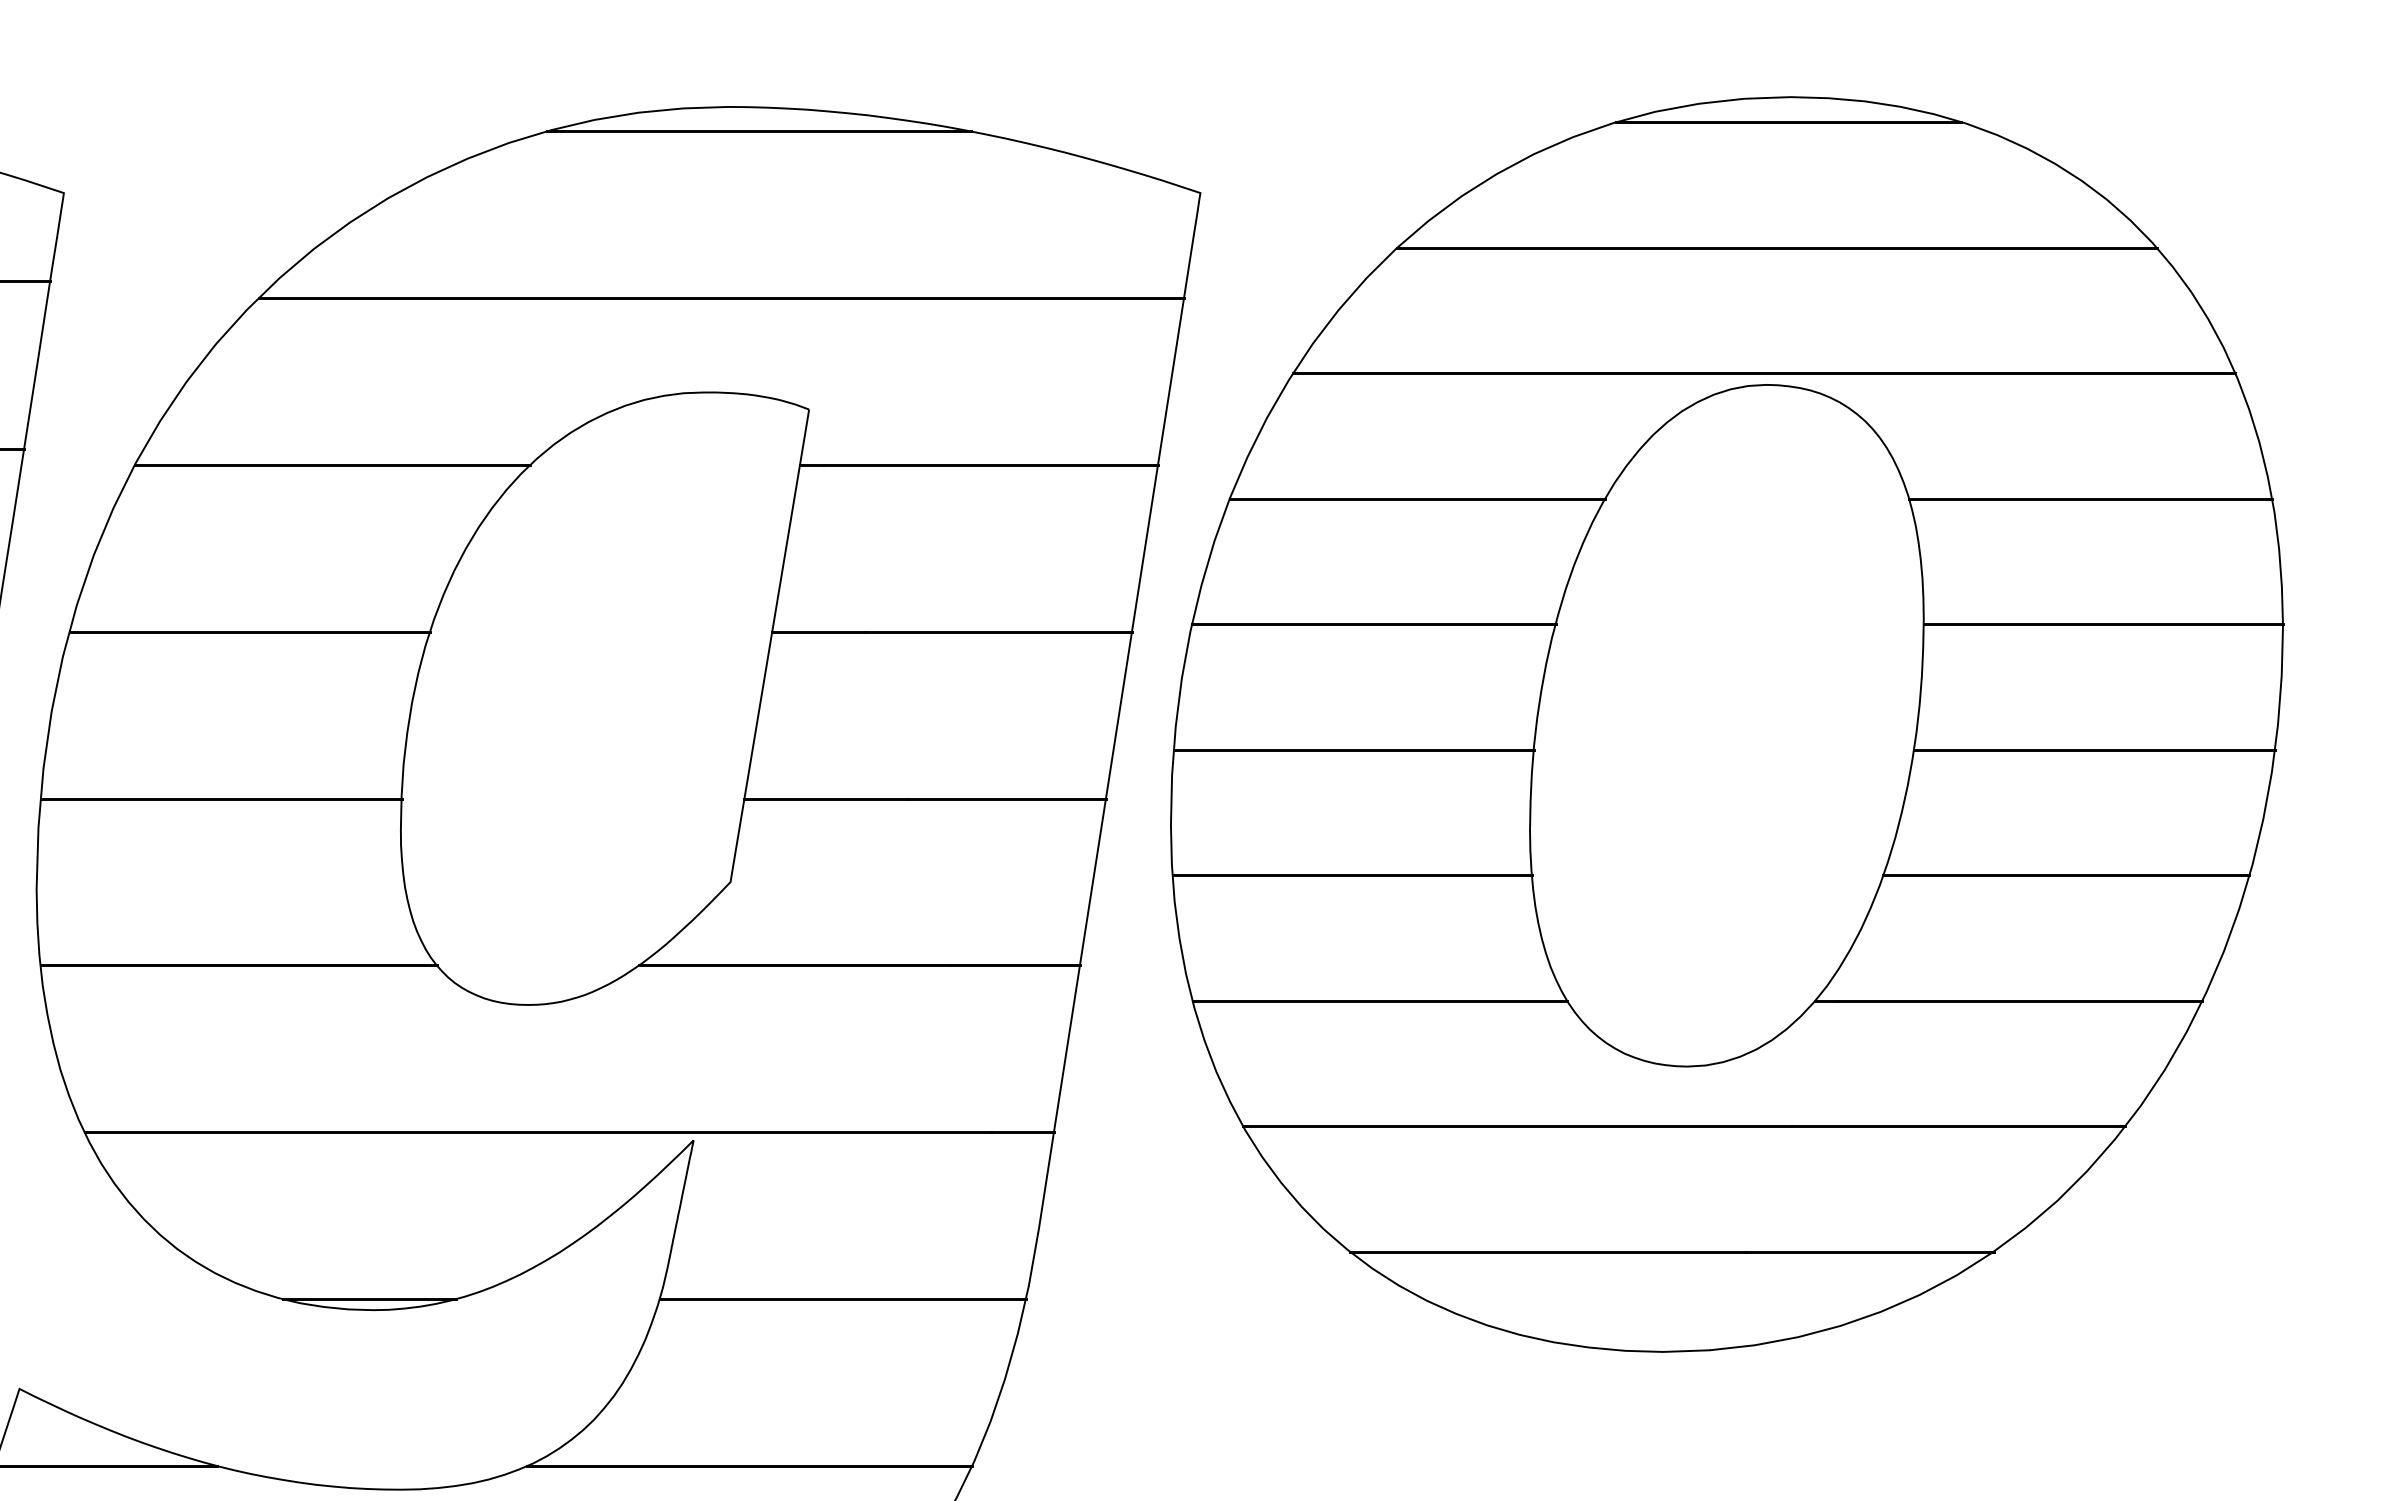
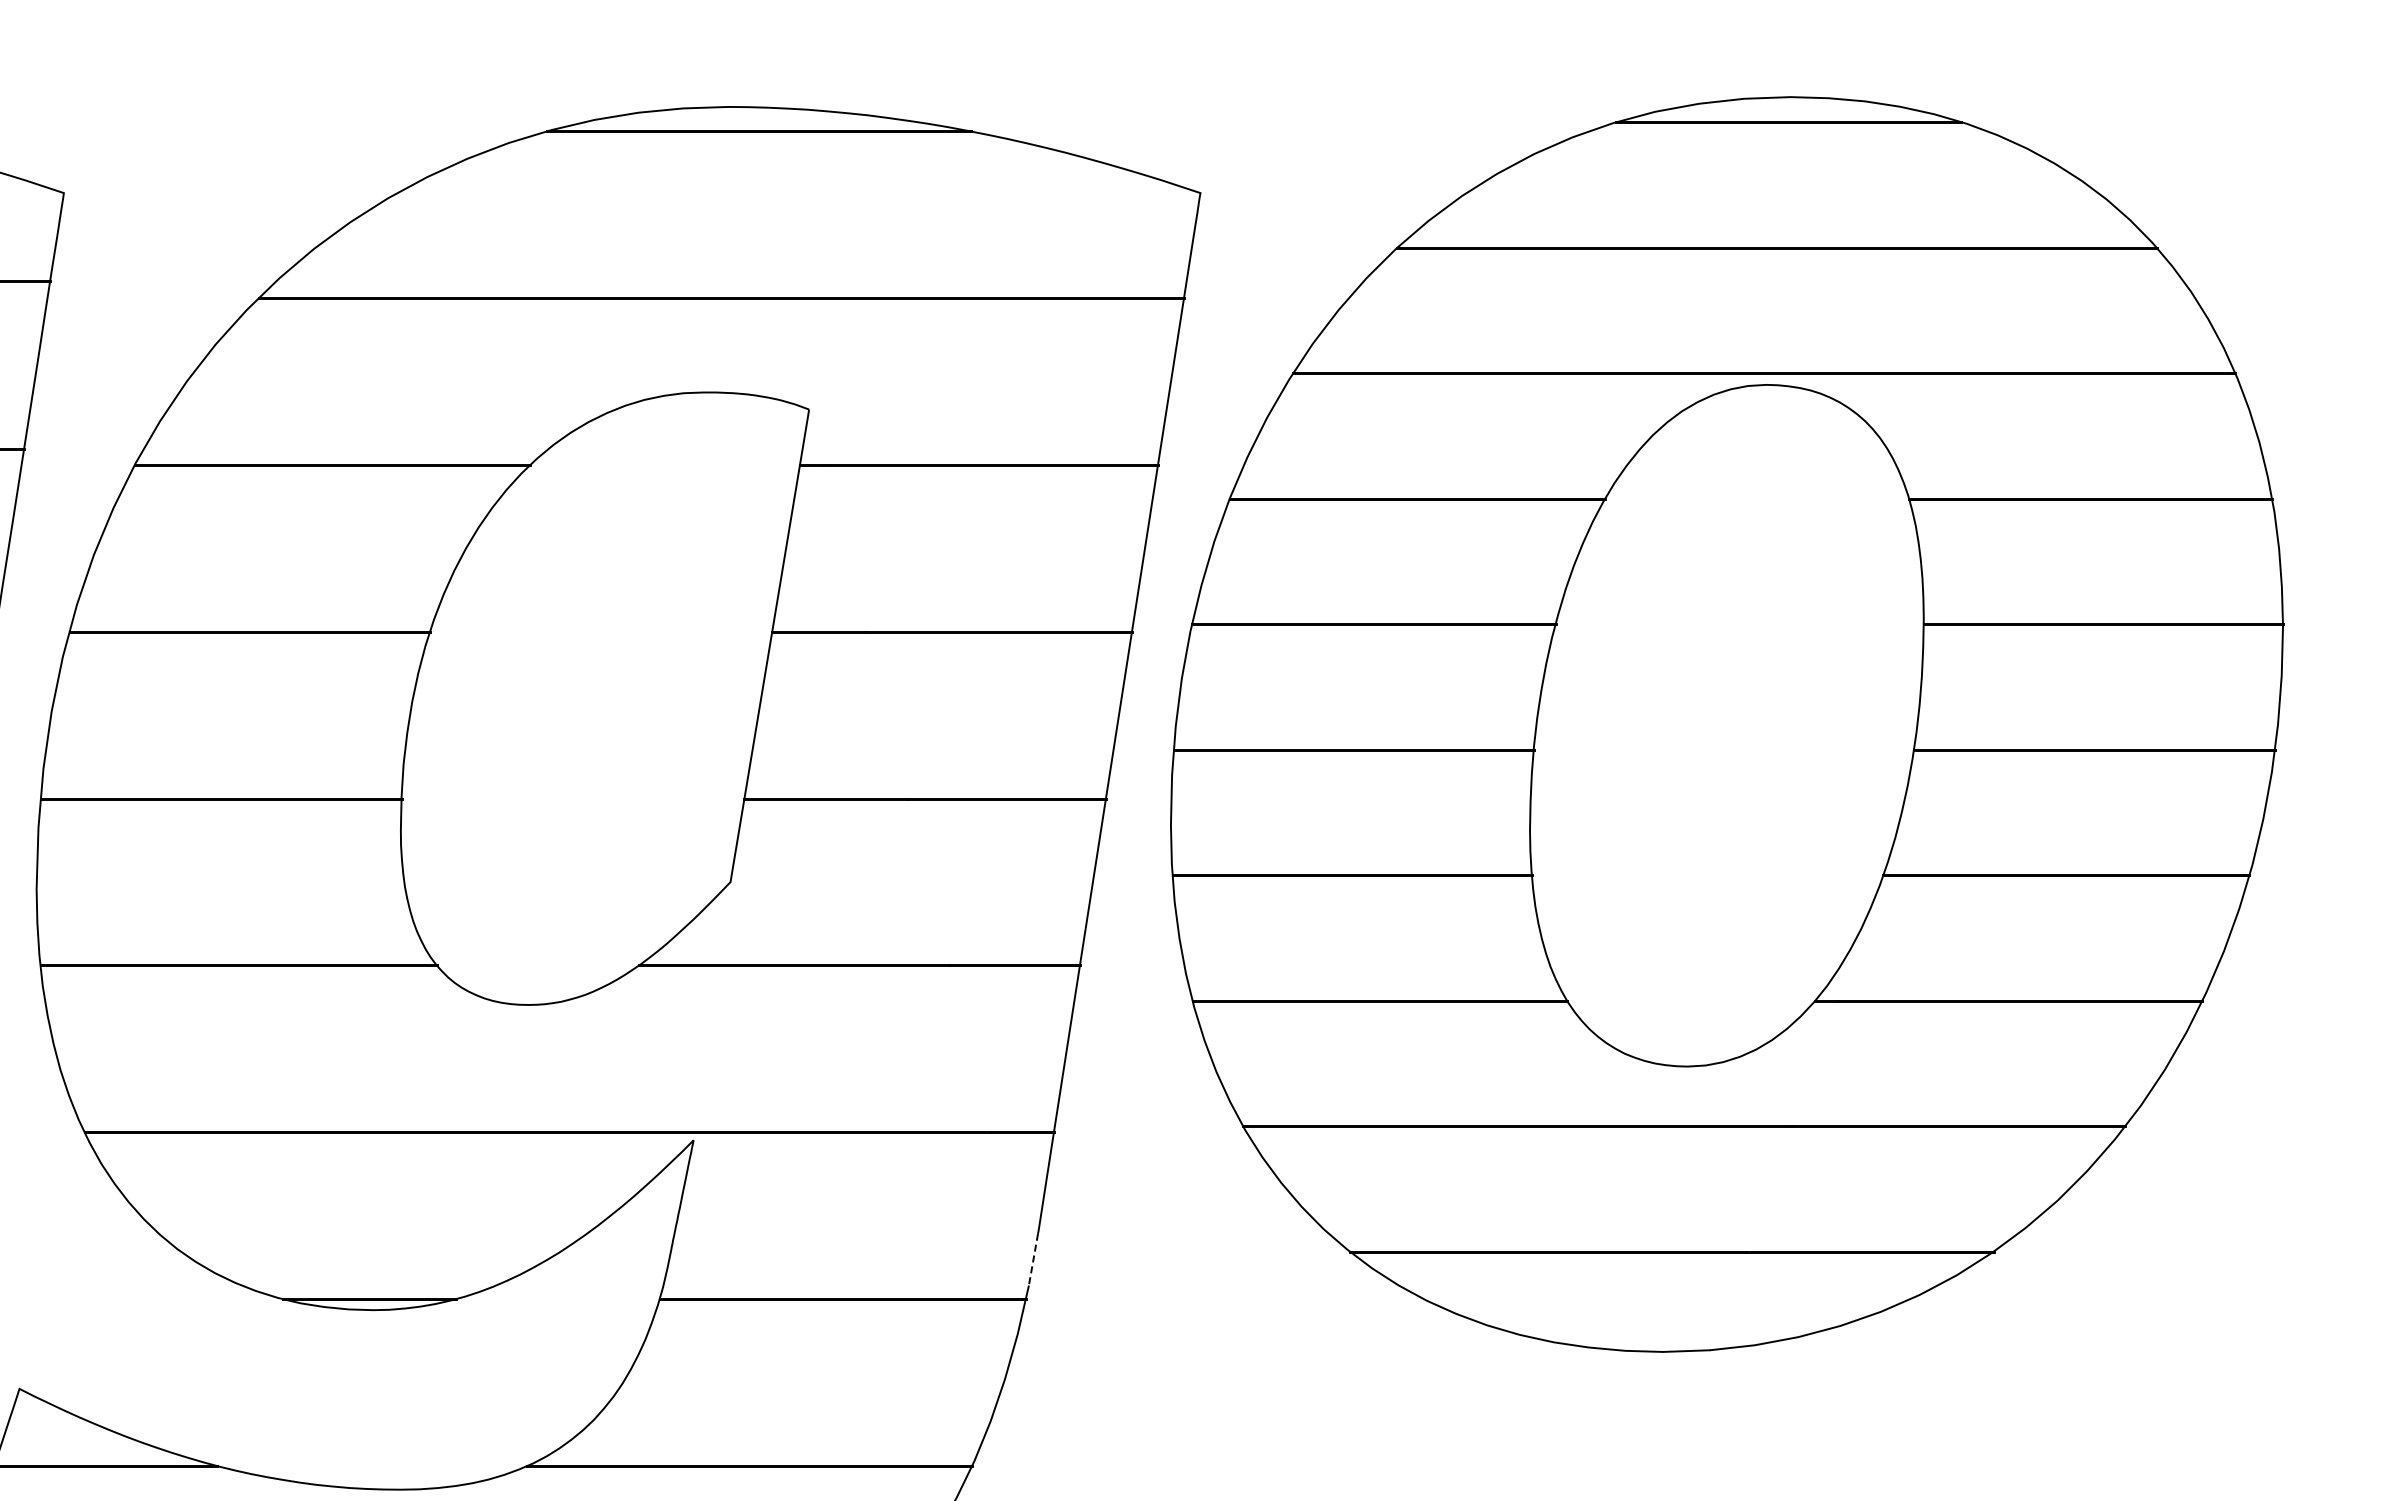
line: solid -> dashed (1033, 1260)
